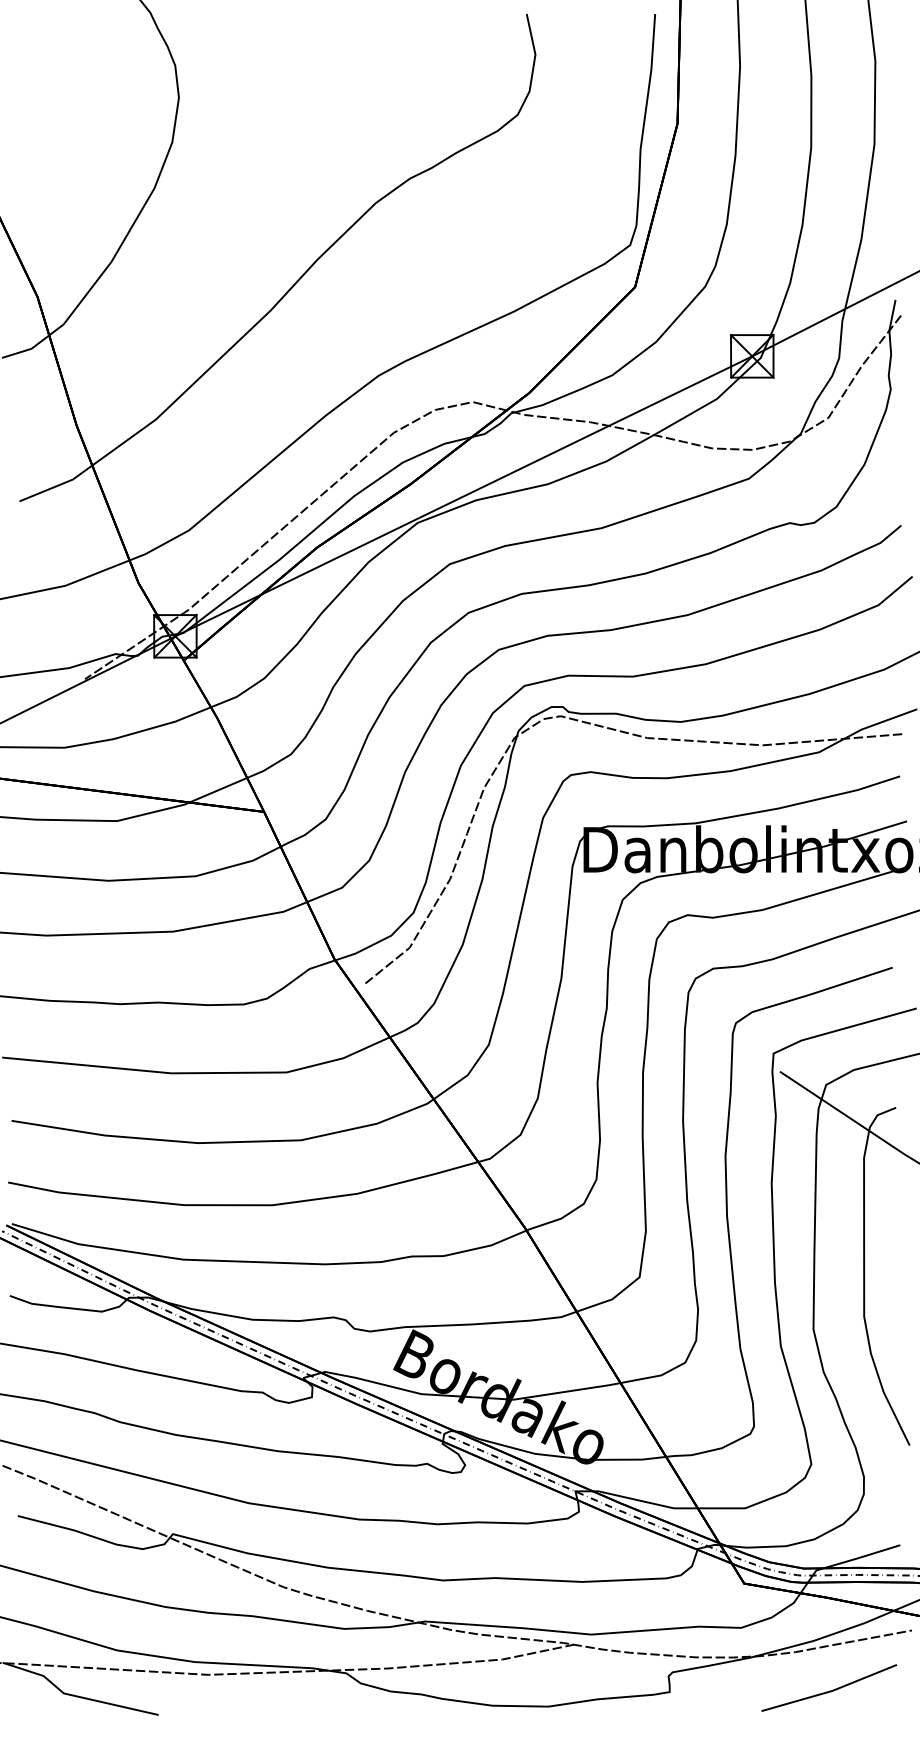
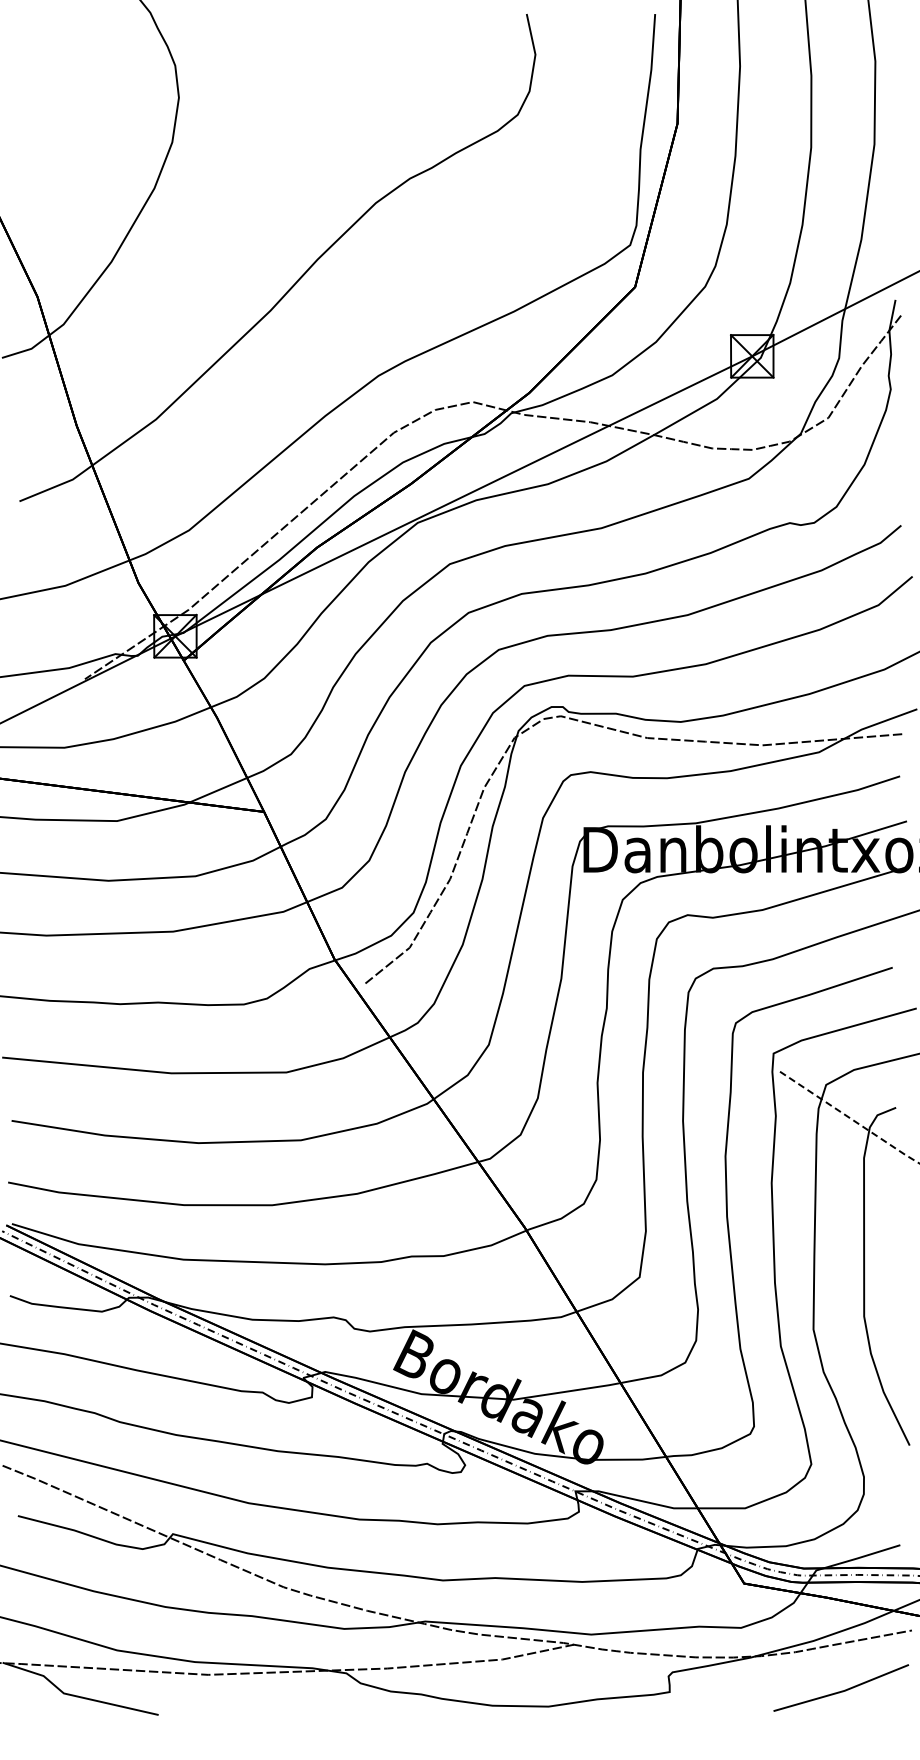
line: solid -> dashed (850, 1118)
line position: (829, 1690) -> (841, 1690) (841, 1690)
